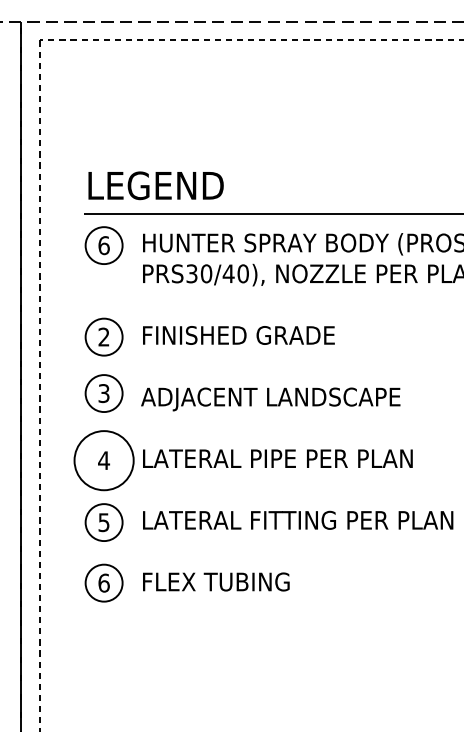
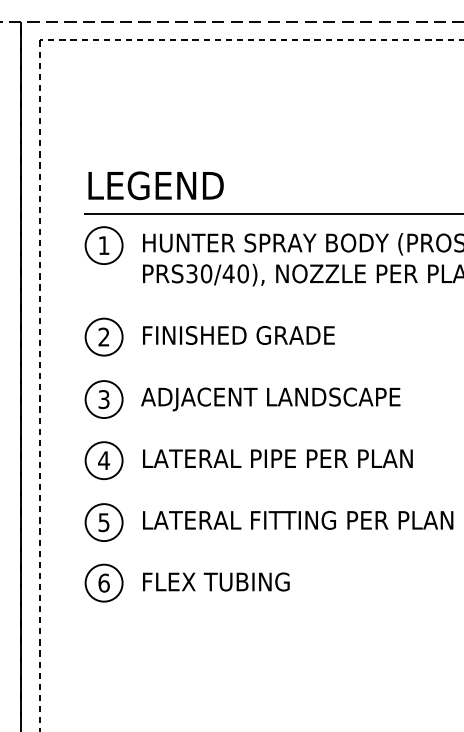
text: 6 -> 1 (103, 245)
part position: (103, 393) -> (103, 399) (103, 399)
circle diameter: 59 px -> 37 px (103, 460)
